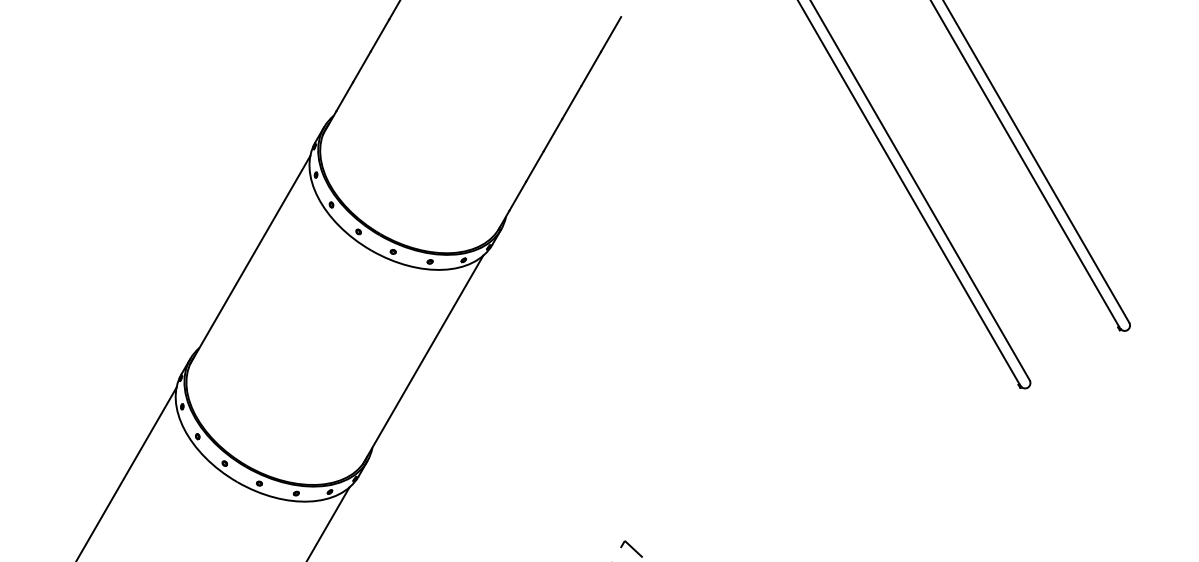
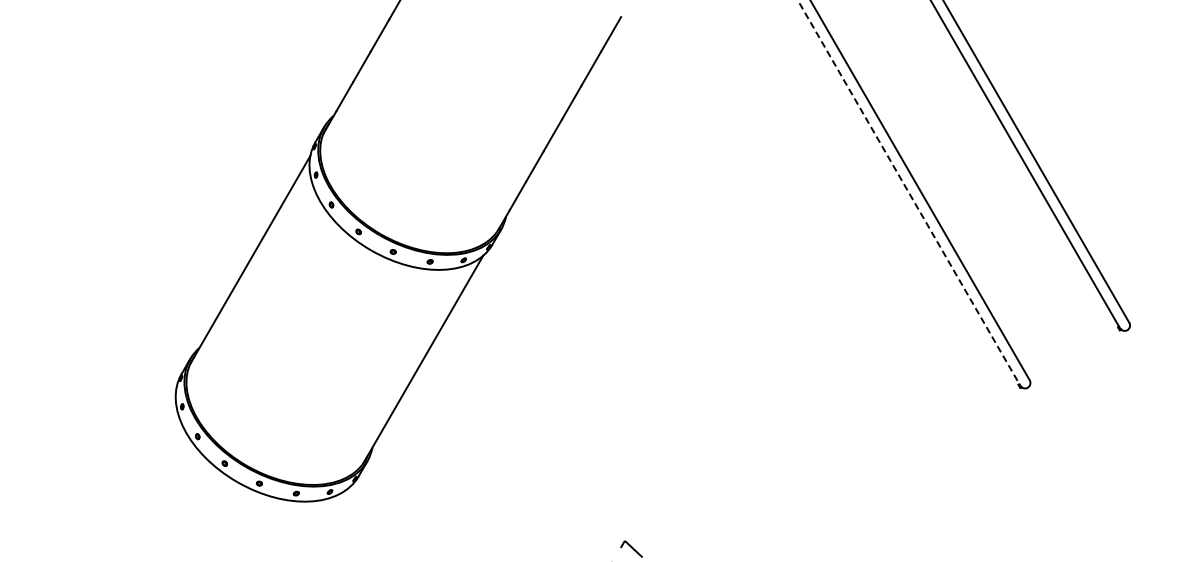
line: solid -> dashed (909, 193)
line: present -> none (126, 472)
line: present -> none (328, 522)
